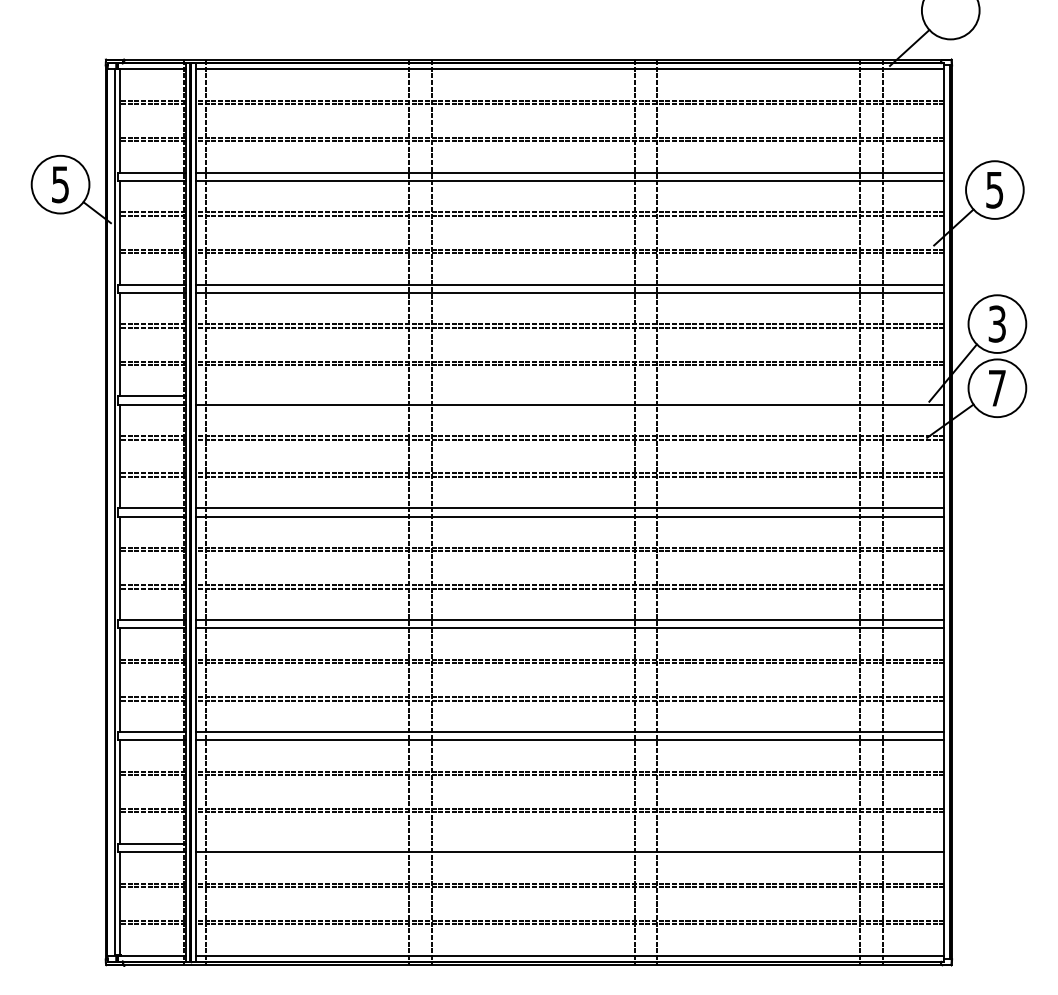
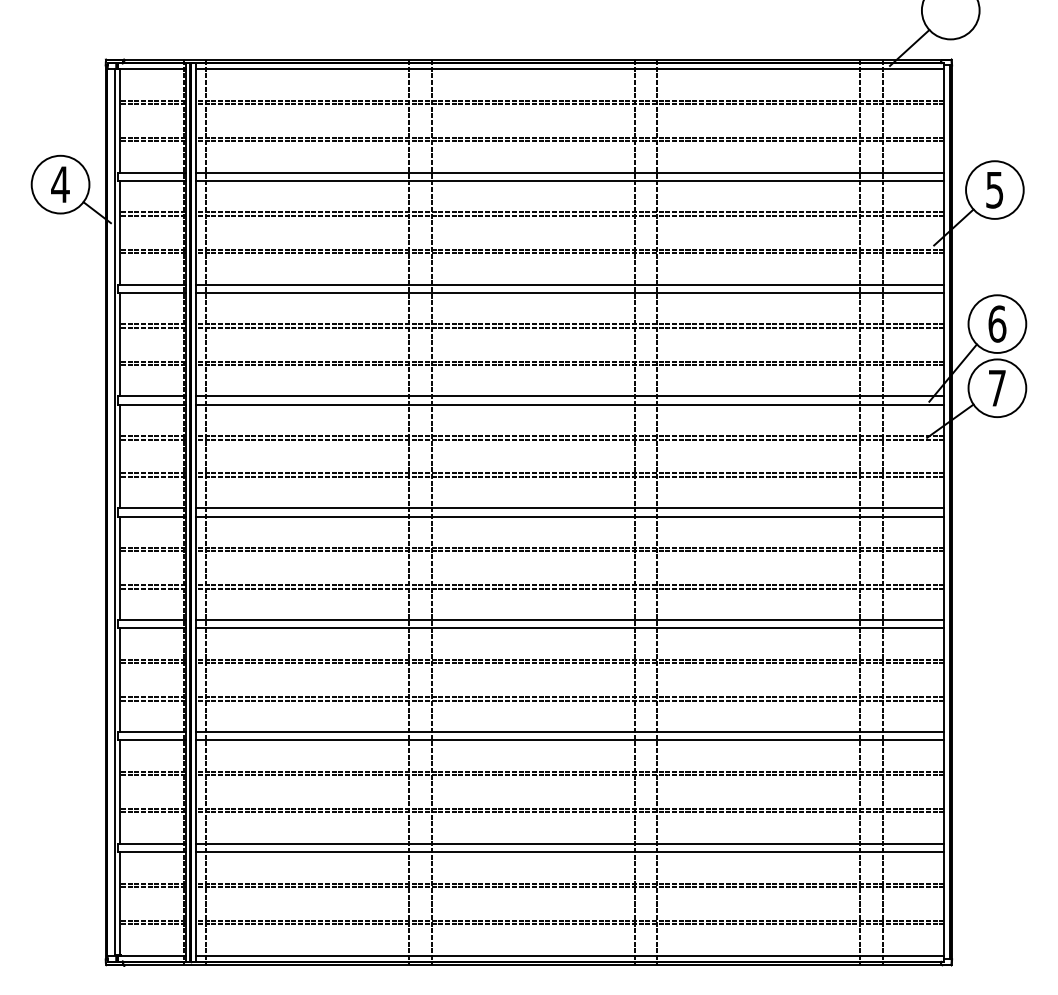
text: 5 -> 4 (60, 184)
text: 3 -> 6 (997, 323)
line: none -> present (569, 396)
line: none -> present (569, 843)
